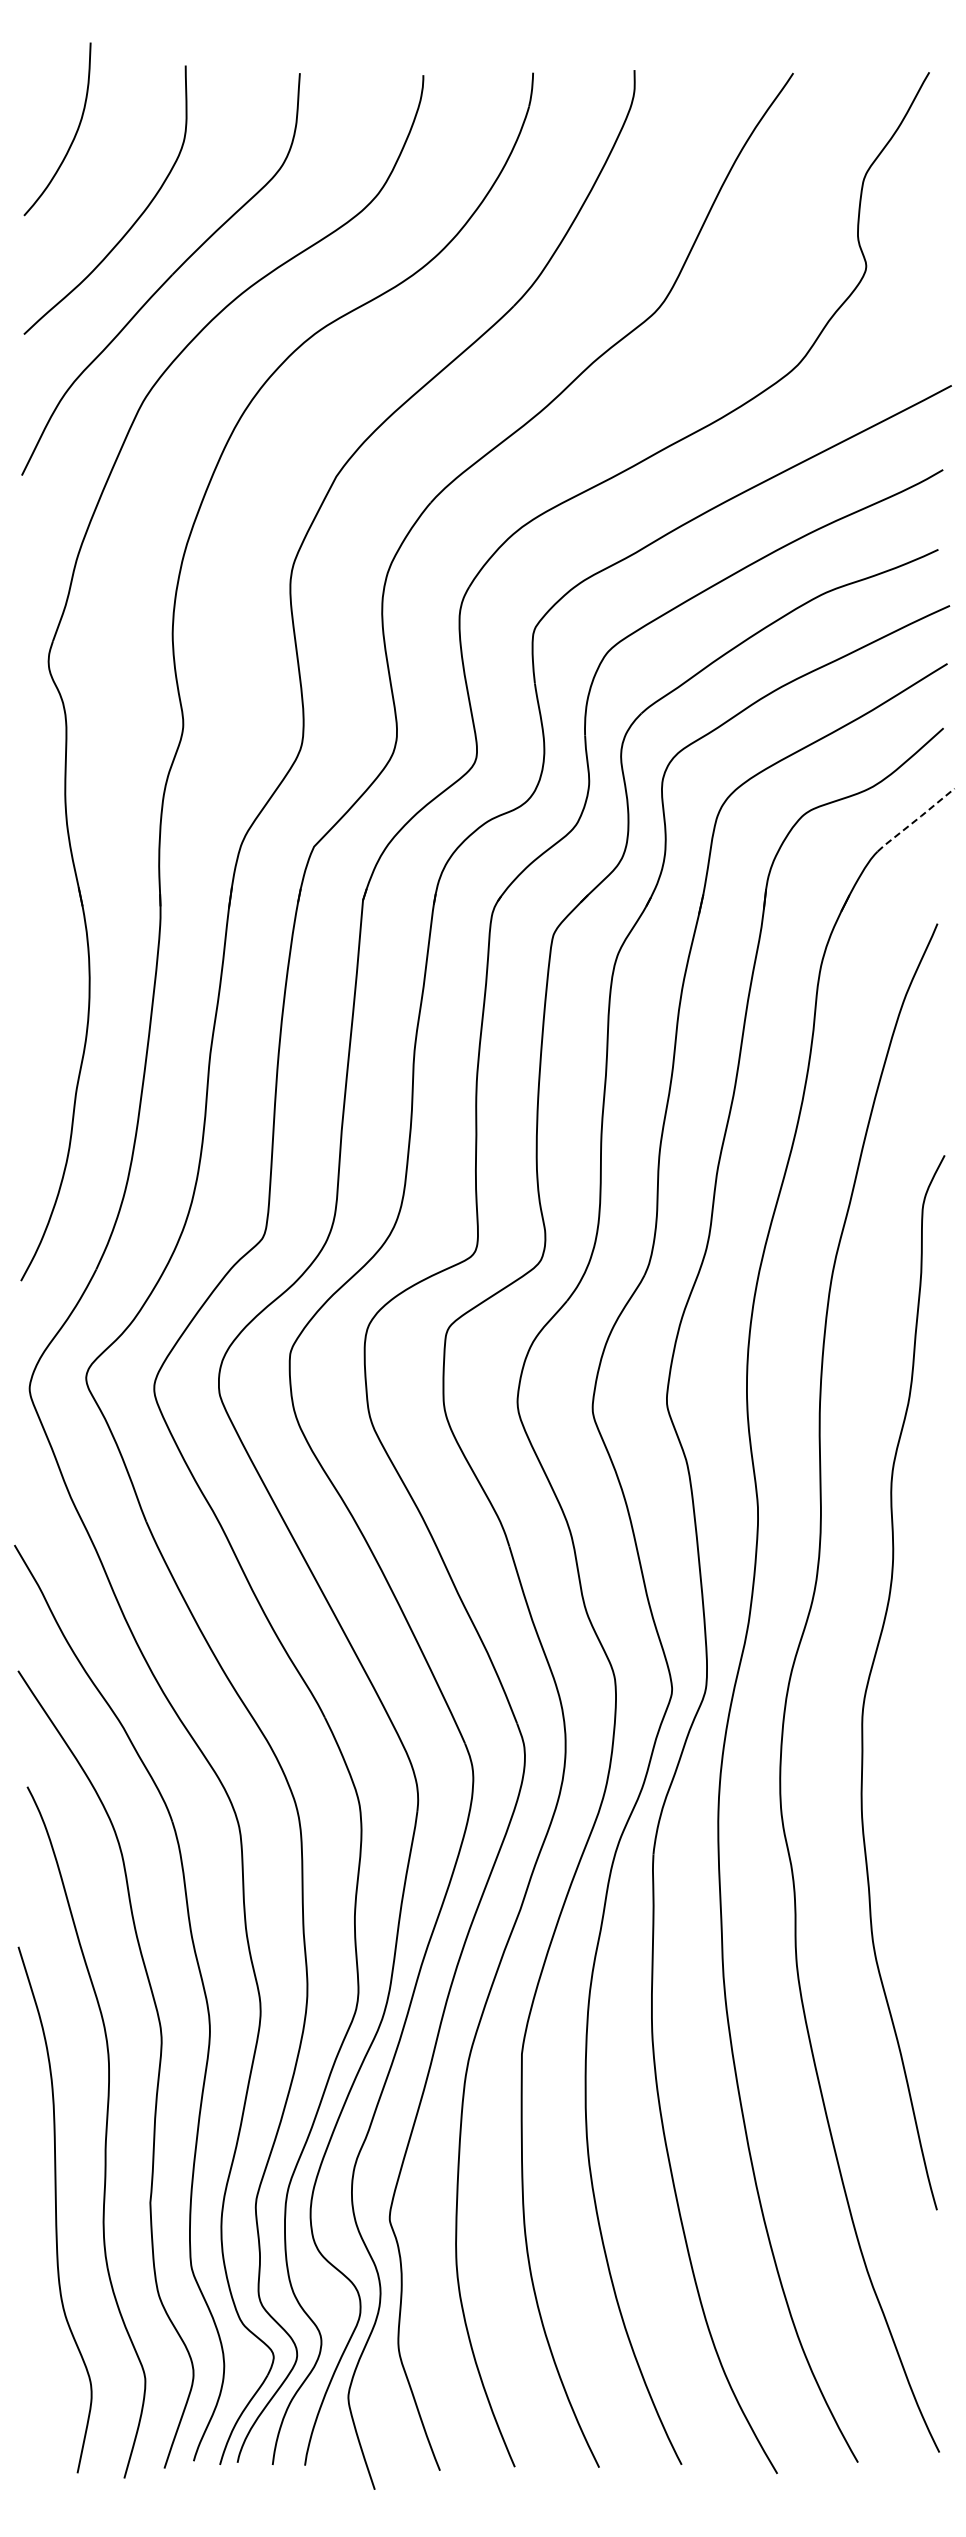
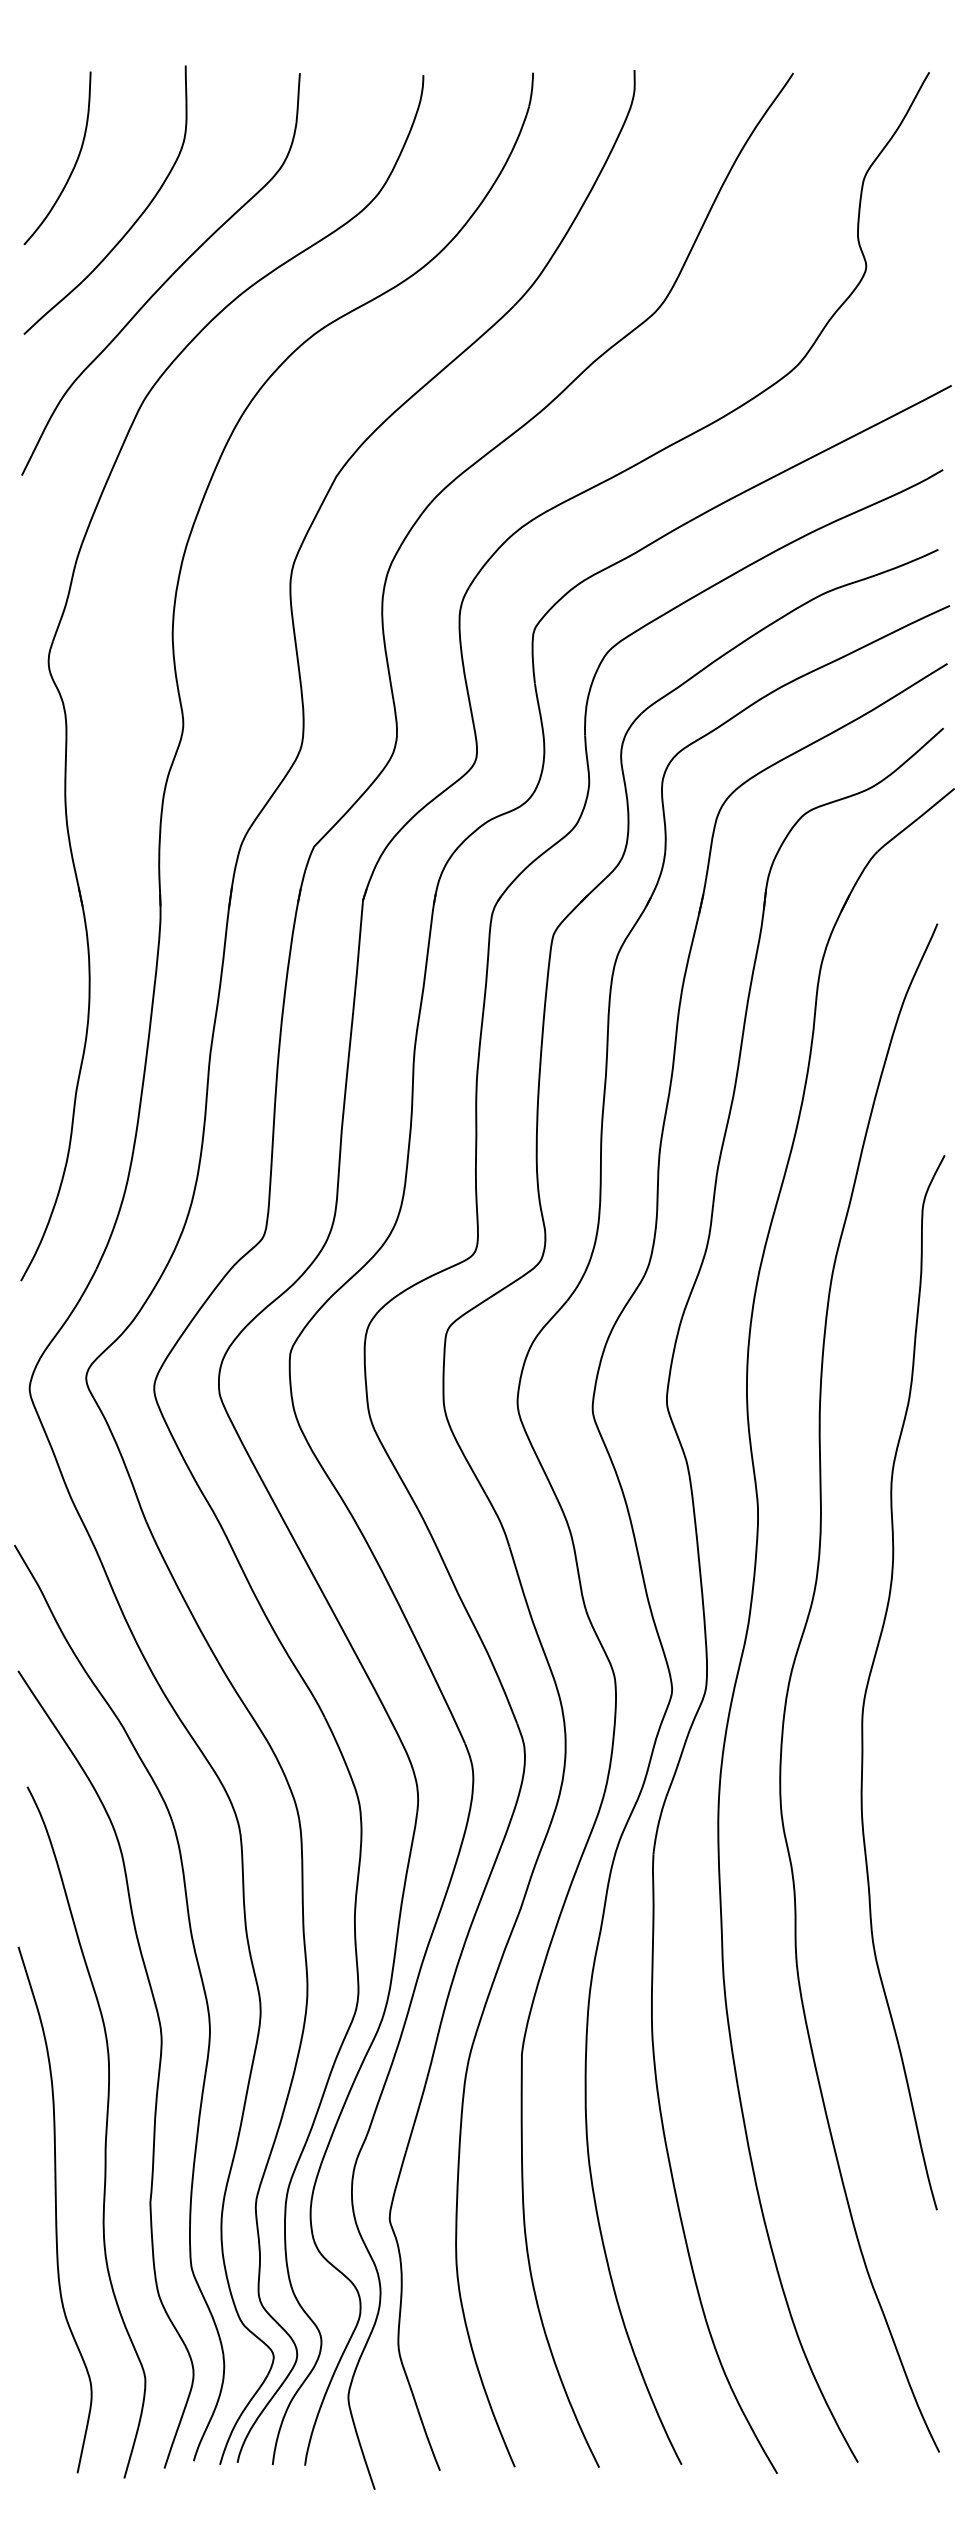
curve position: (74, 134) -> (74, 163) (74, 163)
line: dashed -> solid (916, 819)
